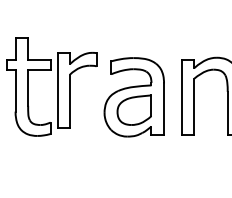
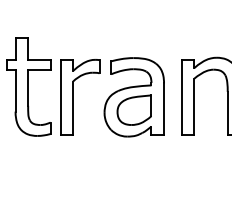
part position: (70, 90) -> (73, 97) (73, 97)
